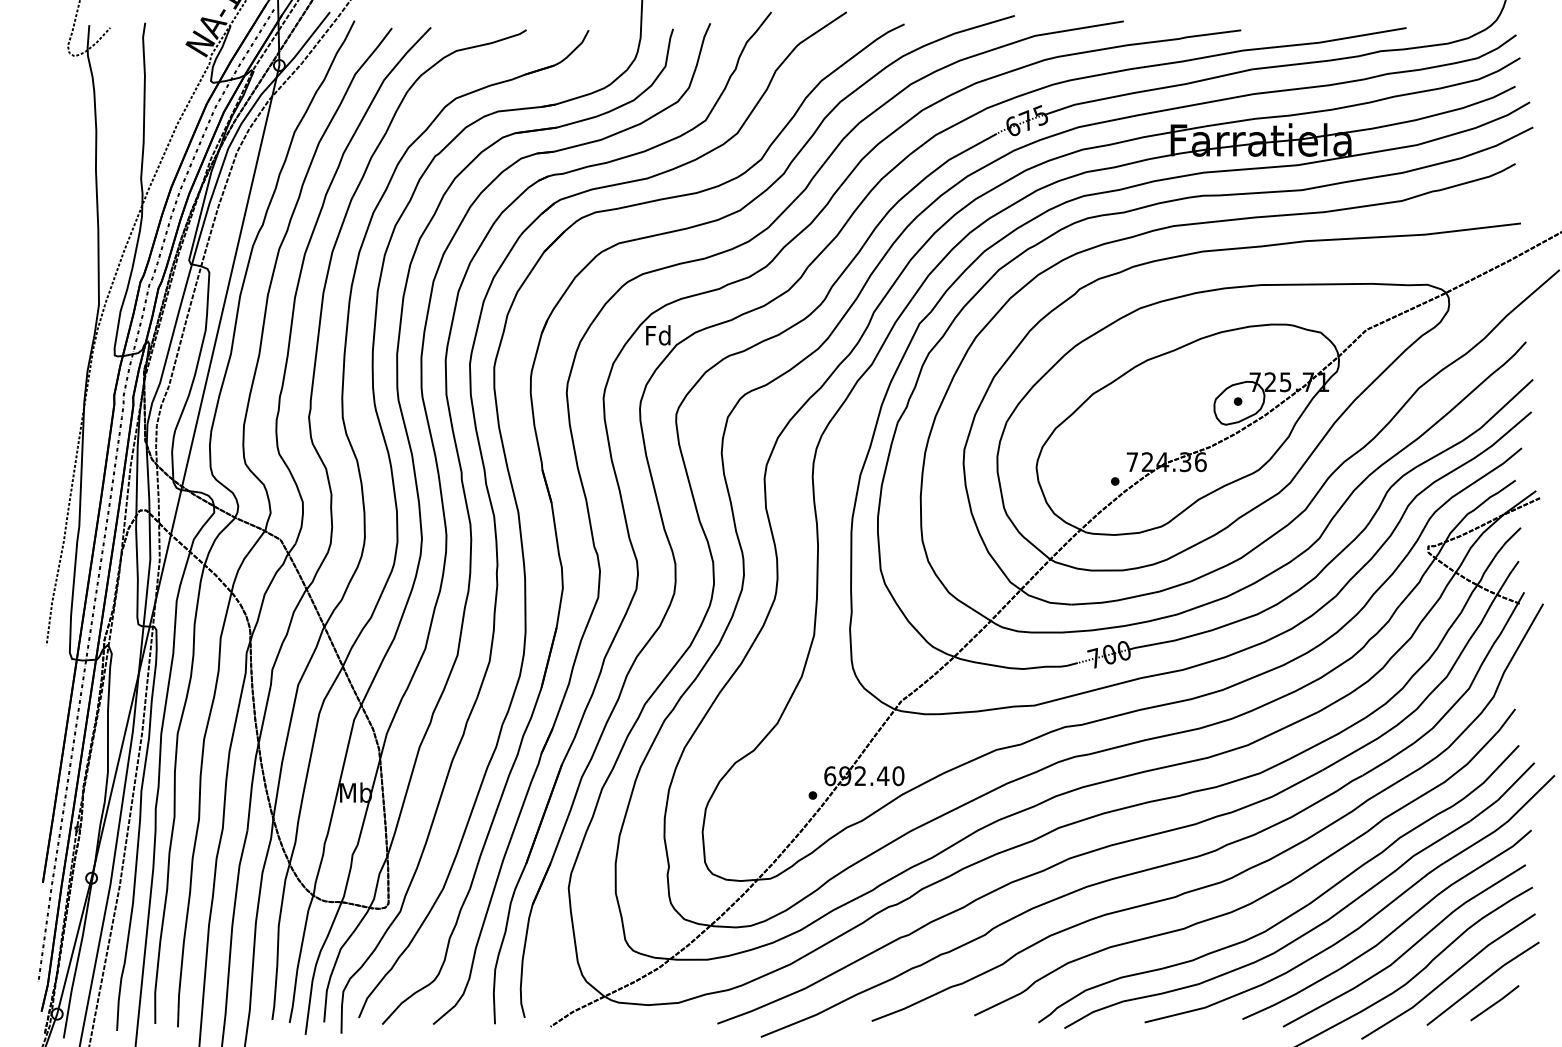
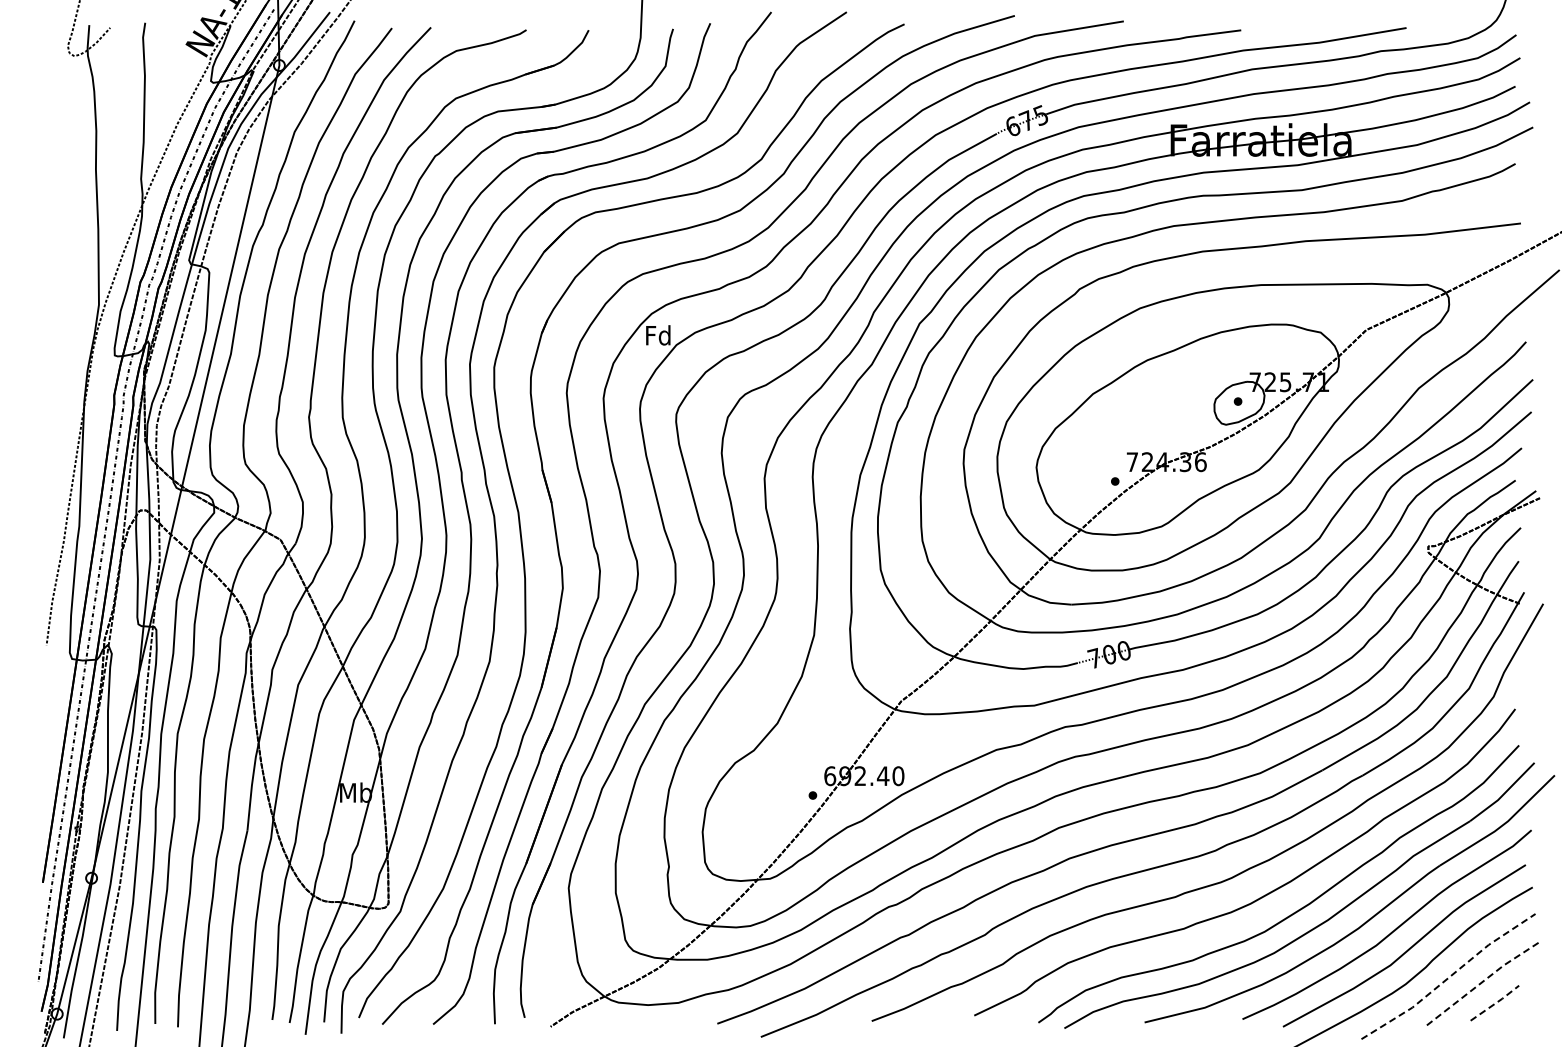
line: solid -> dashed (1449, 977)
line: solid -> dashed (1482, 981)
line: solid -> dashed (1495, 1003)
